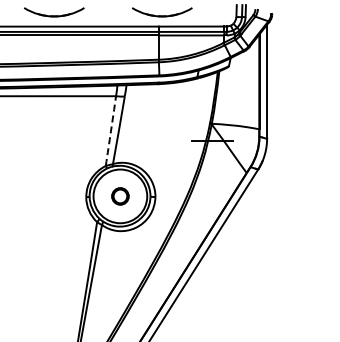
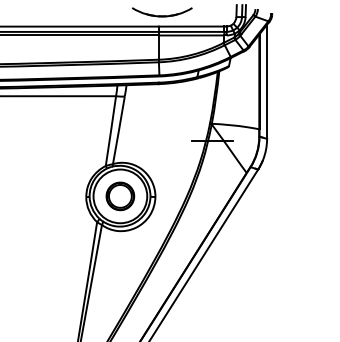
part: present -> none (54, 12)
arc: dashed -> solid (111, 131)
part size: 19x19 px -> 31x31 px (120, 196)
